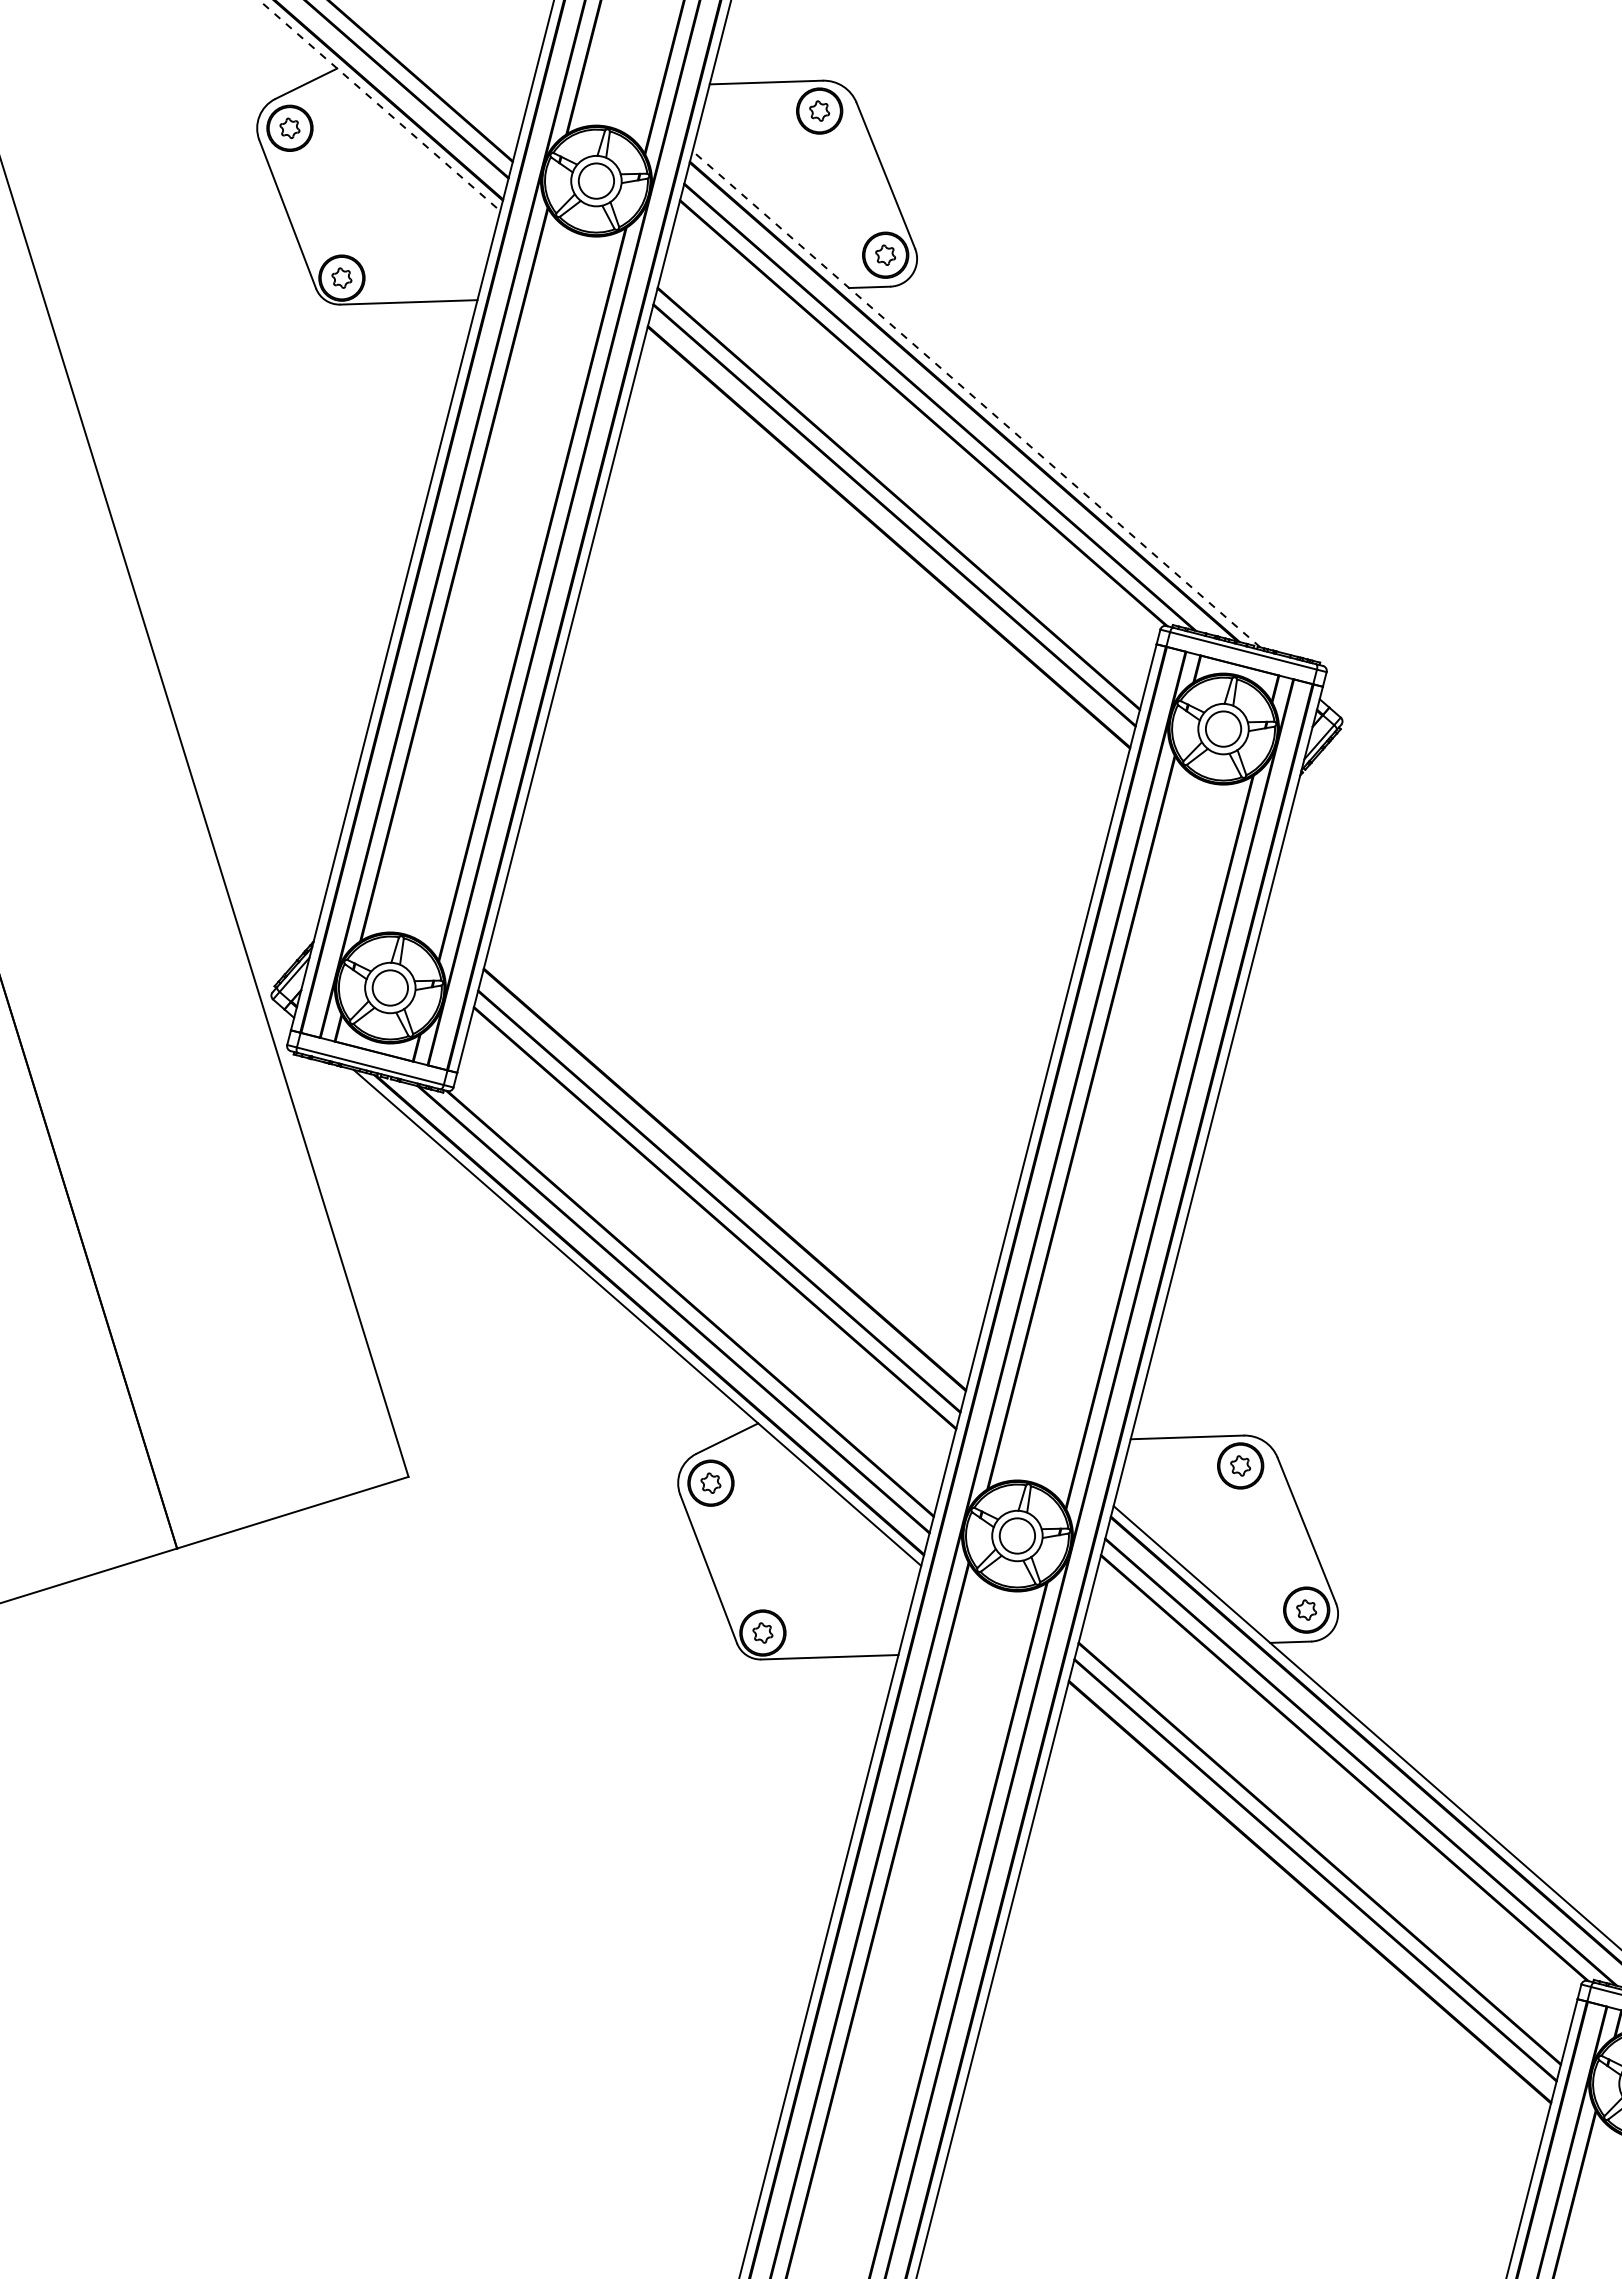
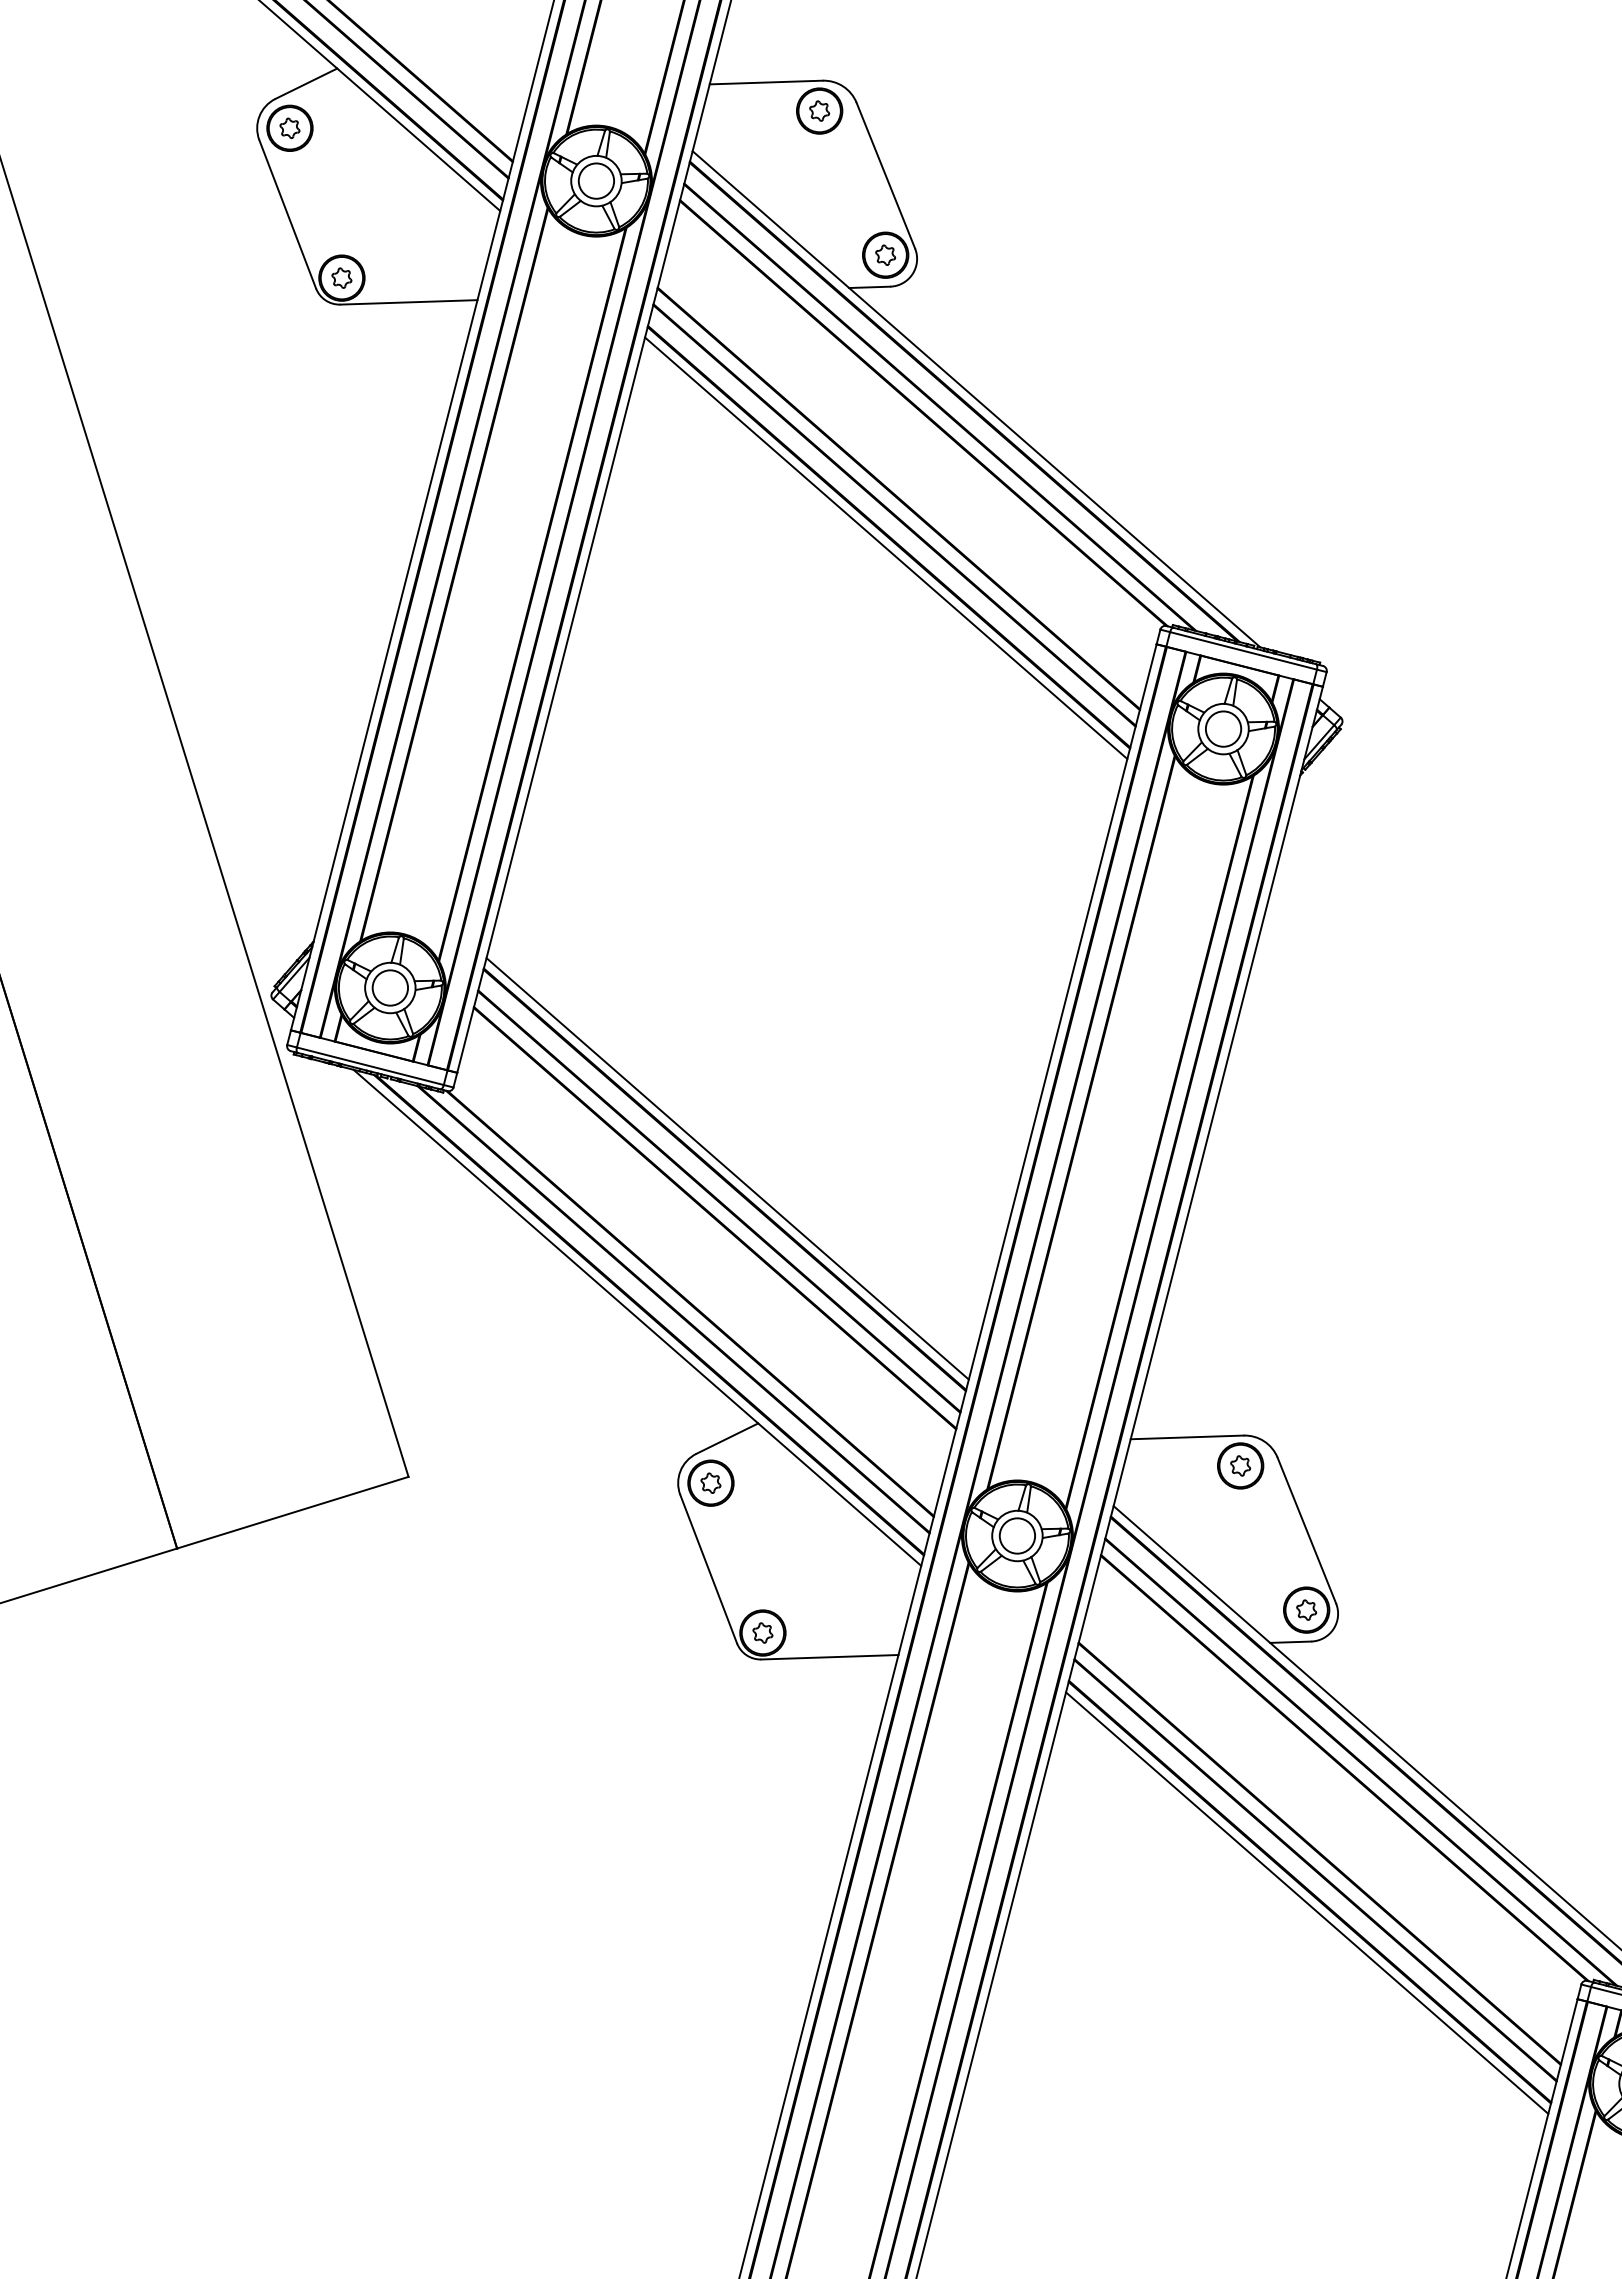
line: dashed -> solid (379, 105)
line: dashed -> solid (976, 399)
line: none -> present (886, 548)
line: none -> present (727, 1168)
line: none -> present (1307, 1902)
